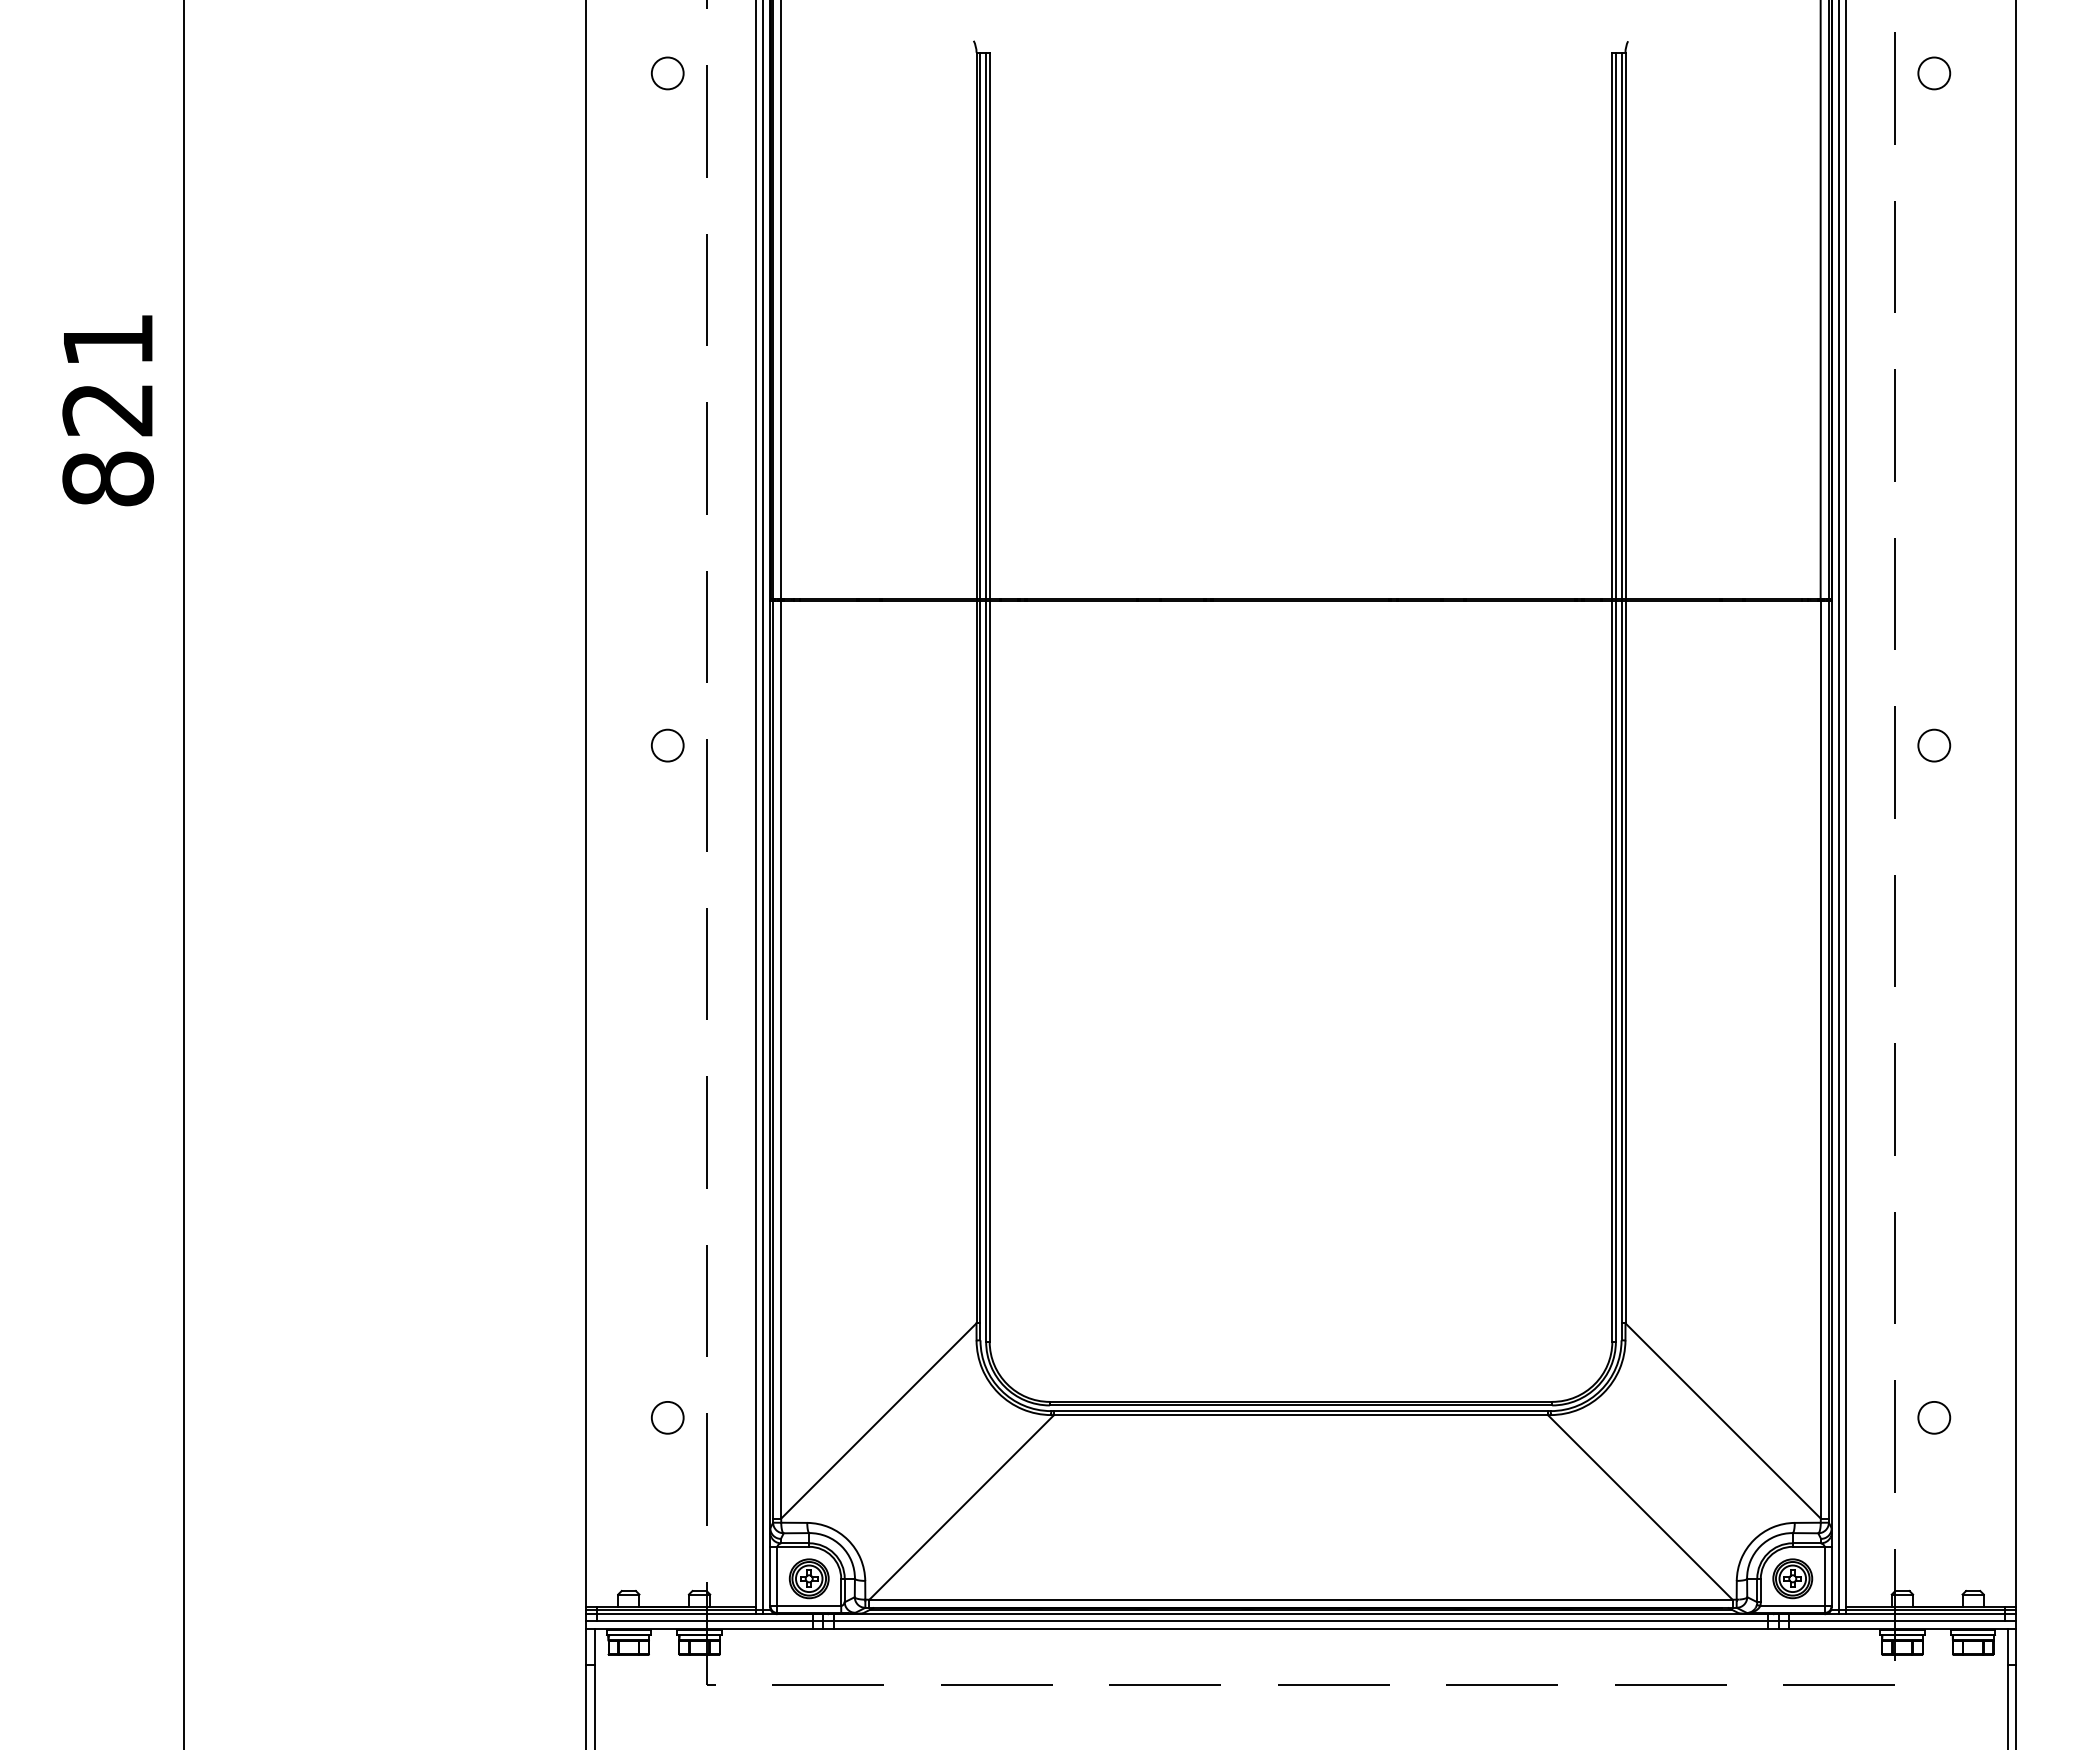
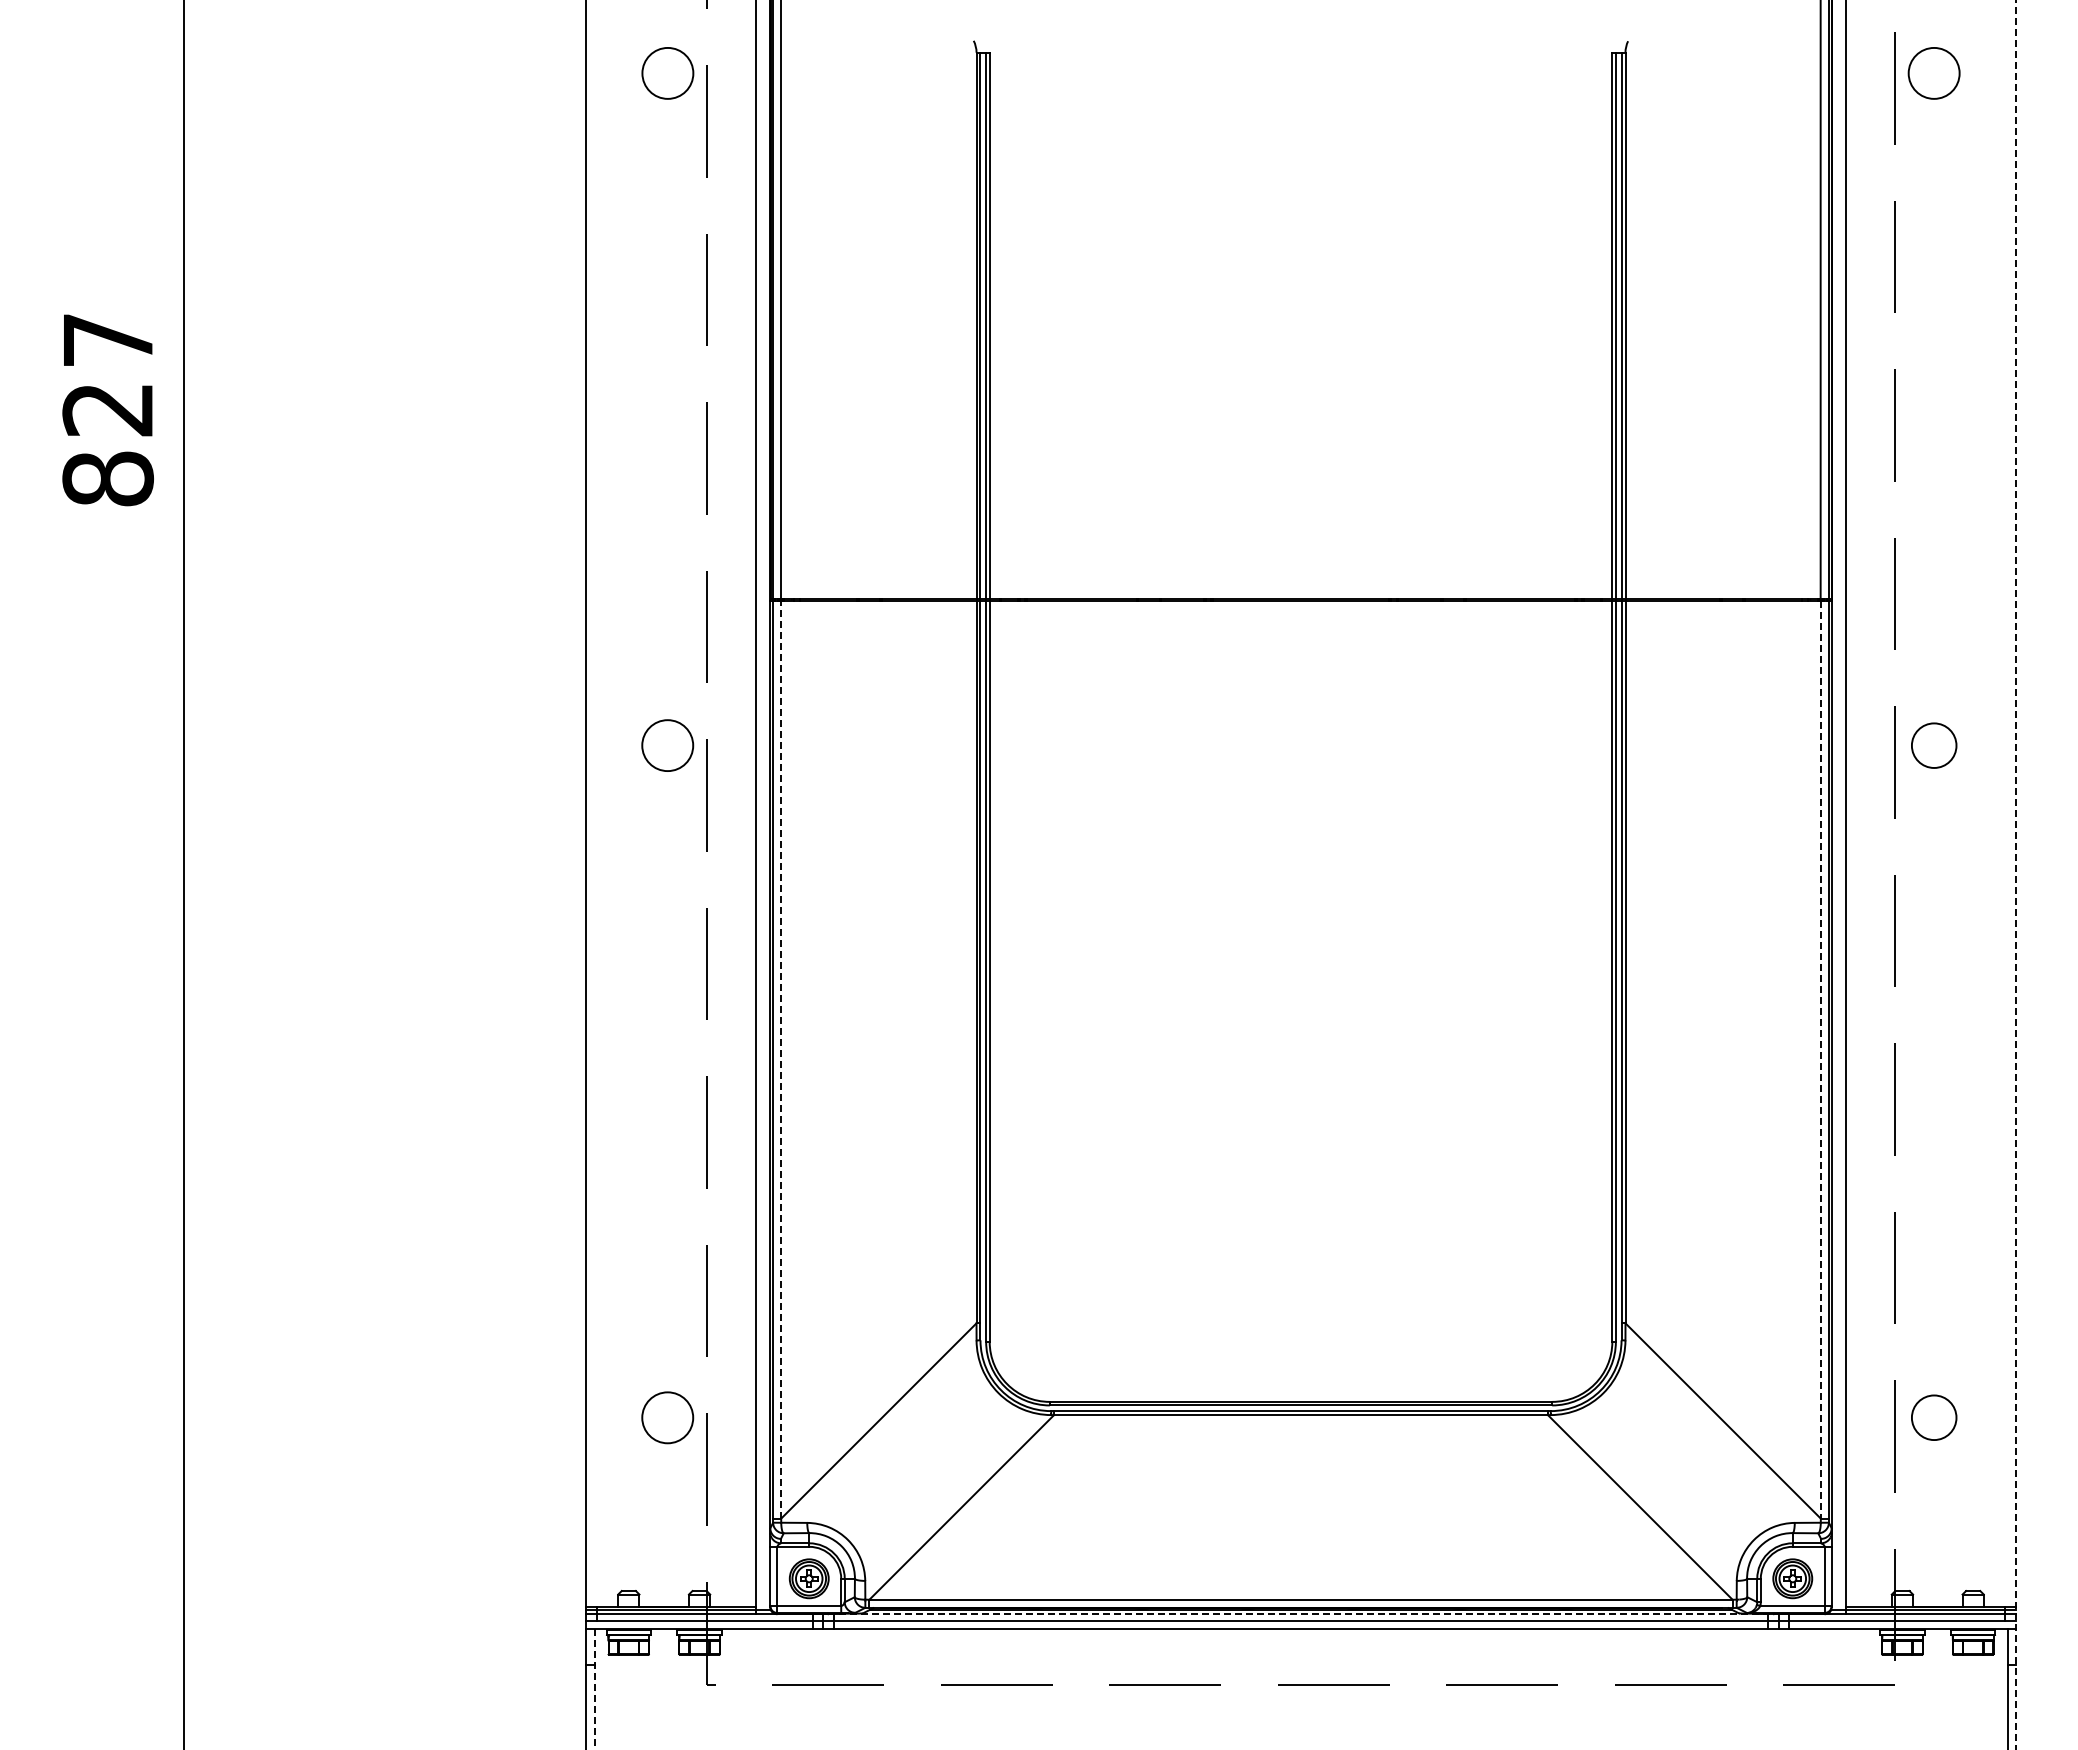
circle size: 35x35 px -> 54x53 px (667, 73)
circle size: 35x35 px -> 54x53 px (1933, 73)
text: 821 -> 827 (108, 339)
circle diameter: 32 px -> 51 px (667, 745)
circle size: 35x35 px -> 47x47 px (1934, 745)
line: present -> none (763, 808)
line: present -> none (1838, 808)
line: solid -> dashed (2015, 874)
line: solid -> dashed (781, 1059)
line: solid -> dashed (1820, 1060)
circle diameter: 32 px -> 51 px (667, 1417)
circle size: 35x34 px -> 47x47 px (1934, 1417)
line: solid -> dashed (1301, 1614)
line: solid -> dashed (594, 1689)
